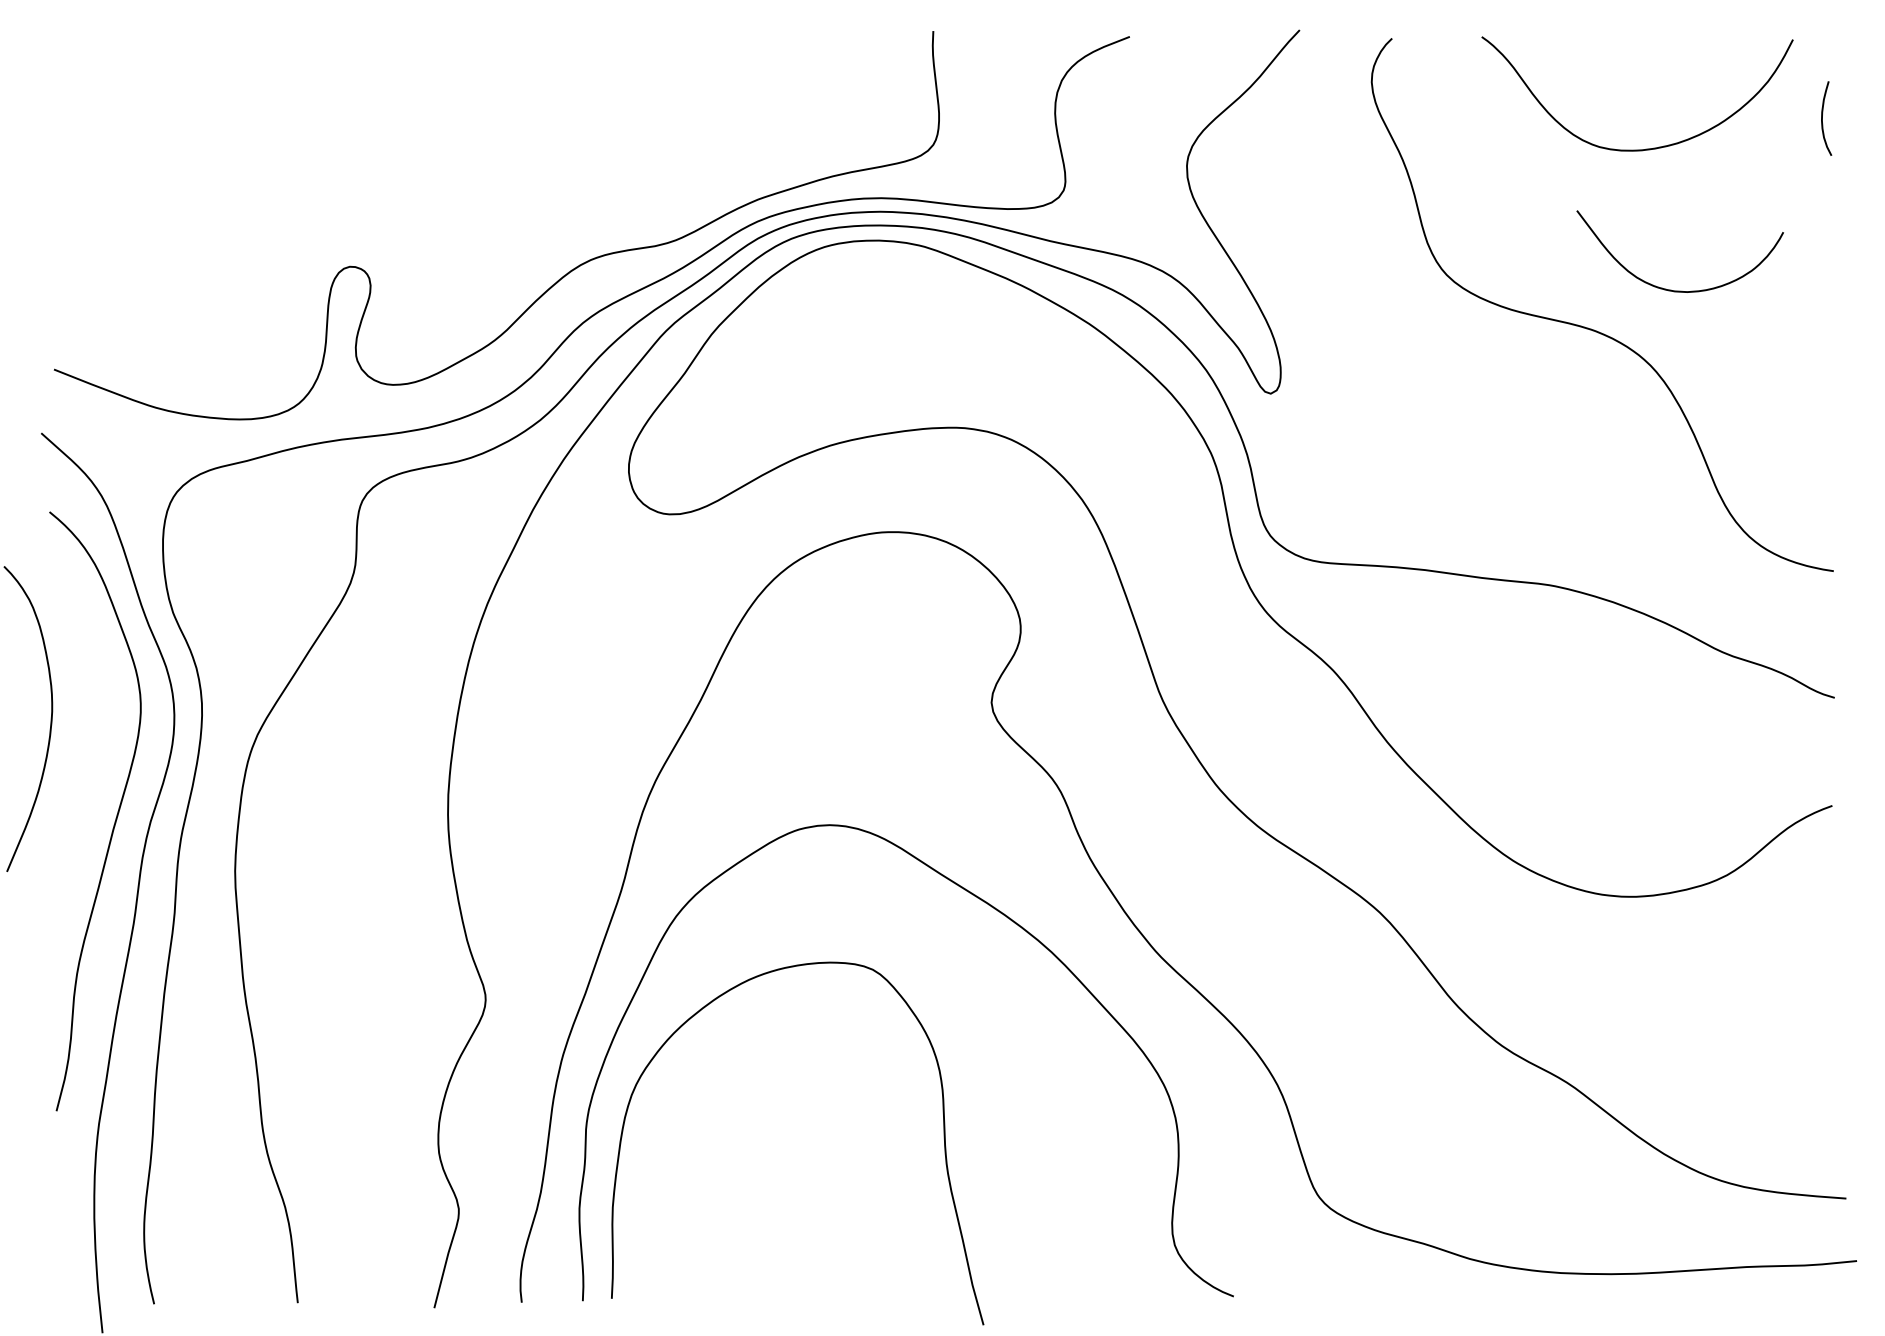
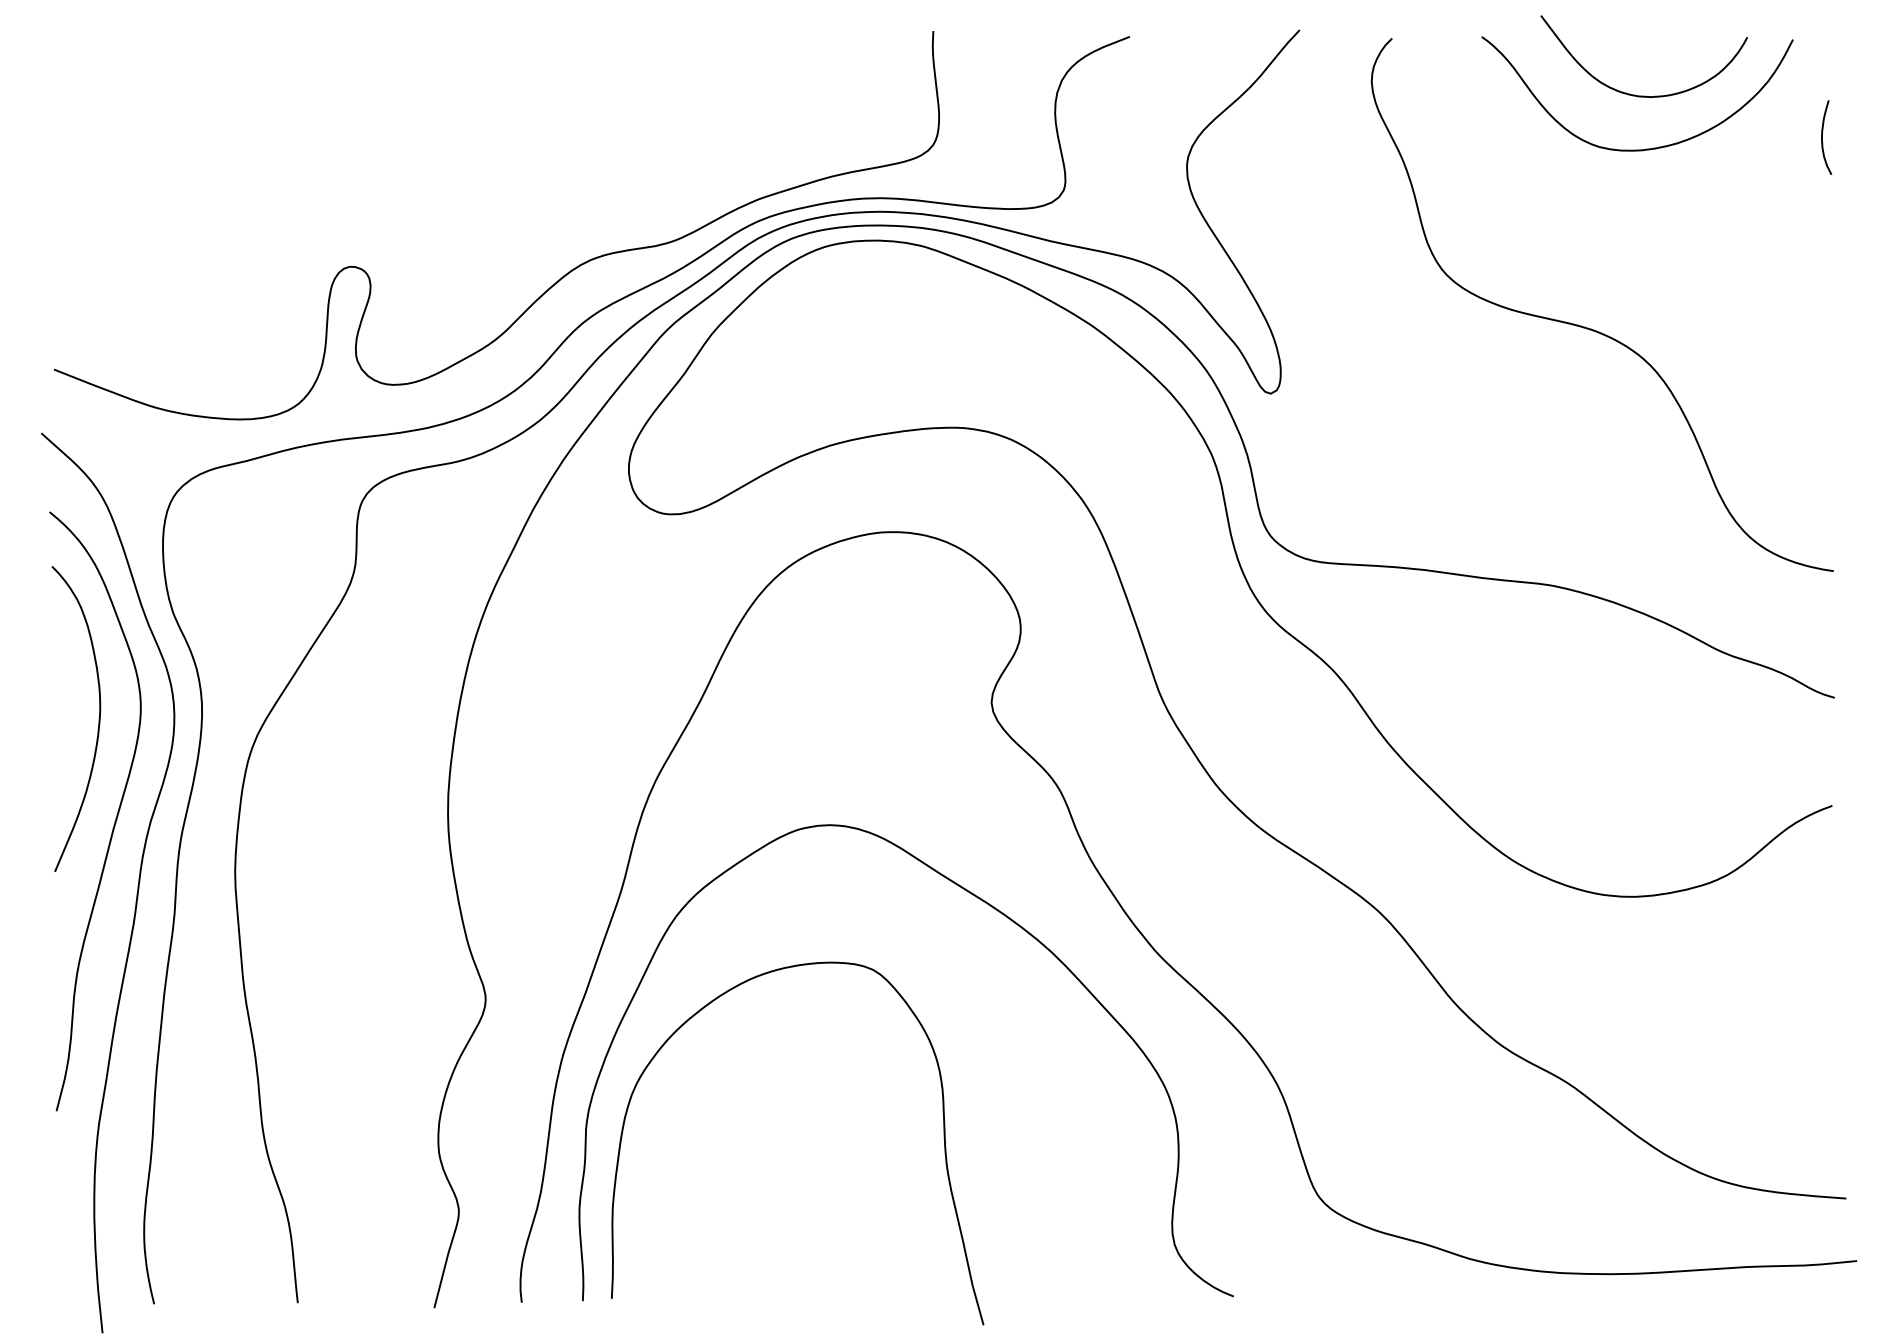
curve position: (1822, 118) -> (1822, 137) (1822, 137)
curve position: (1671, 289) -> (1635, 94) (1635, 94)
curve position: (50, 718) -> (98, 718) (98, 718)
